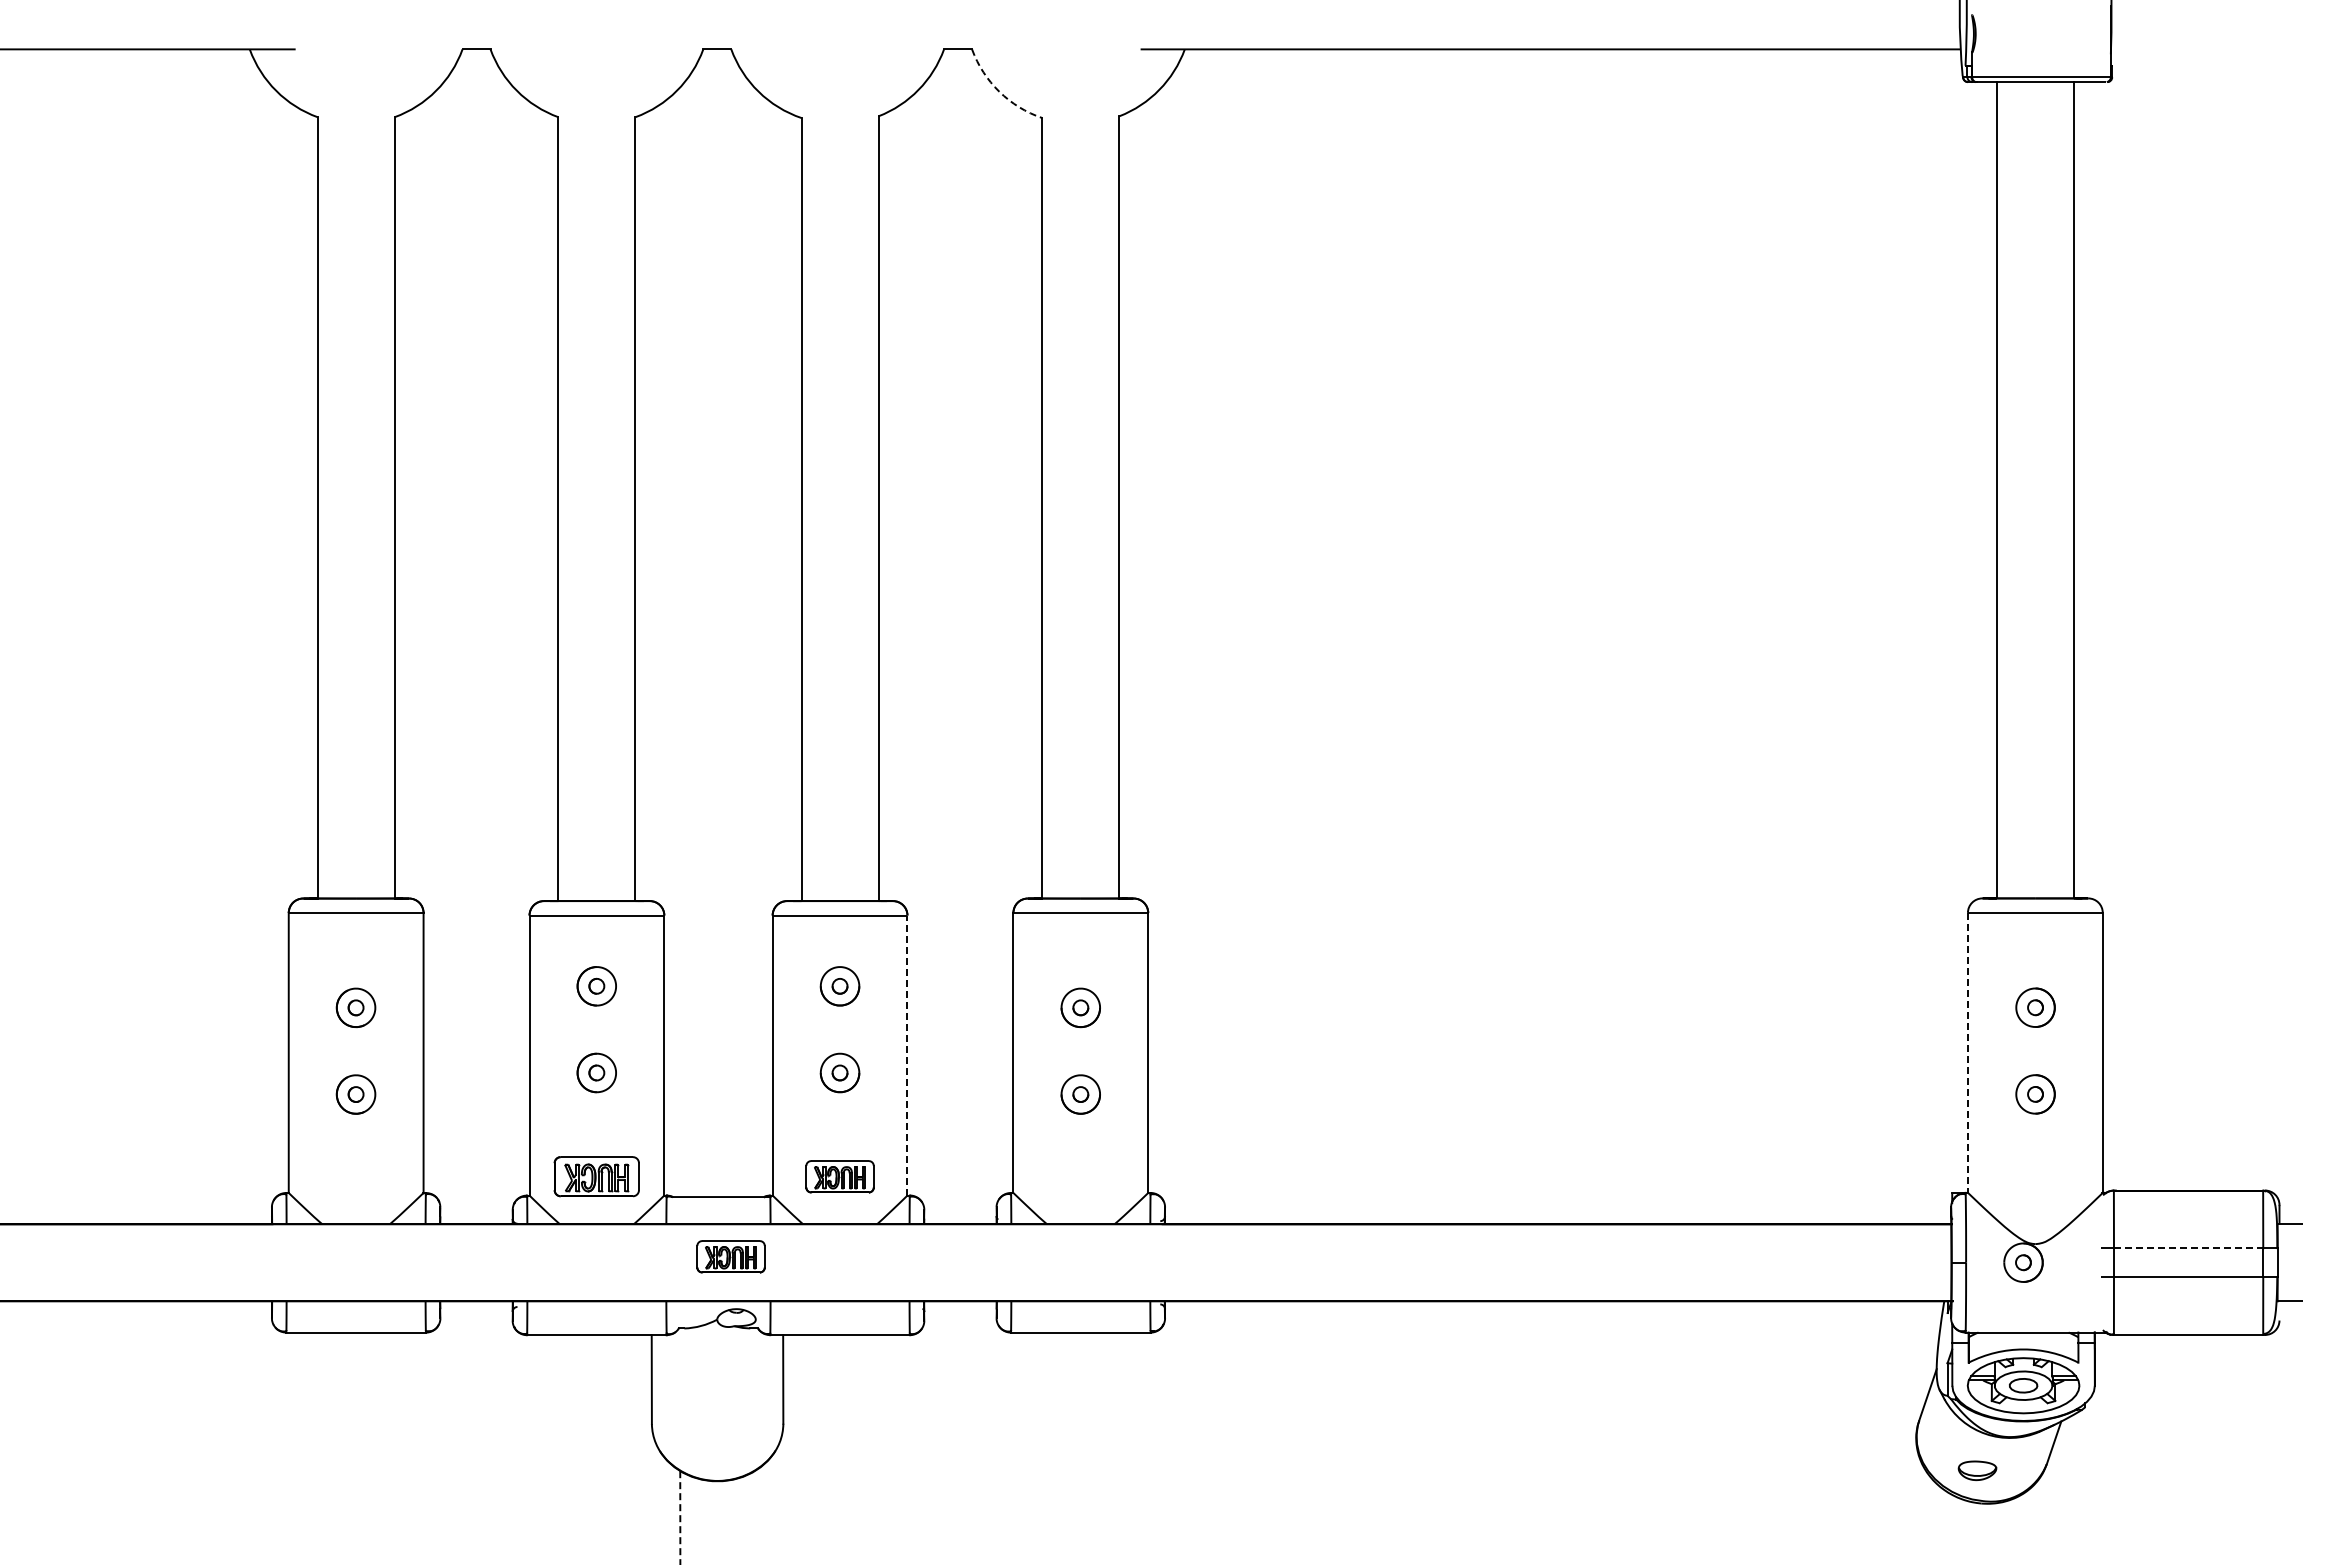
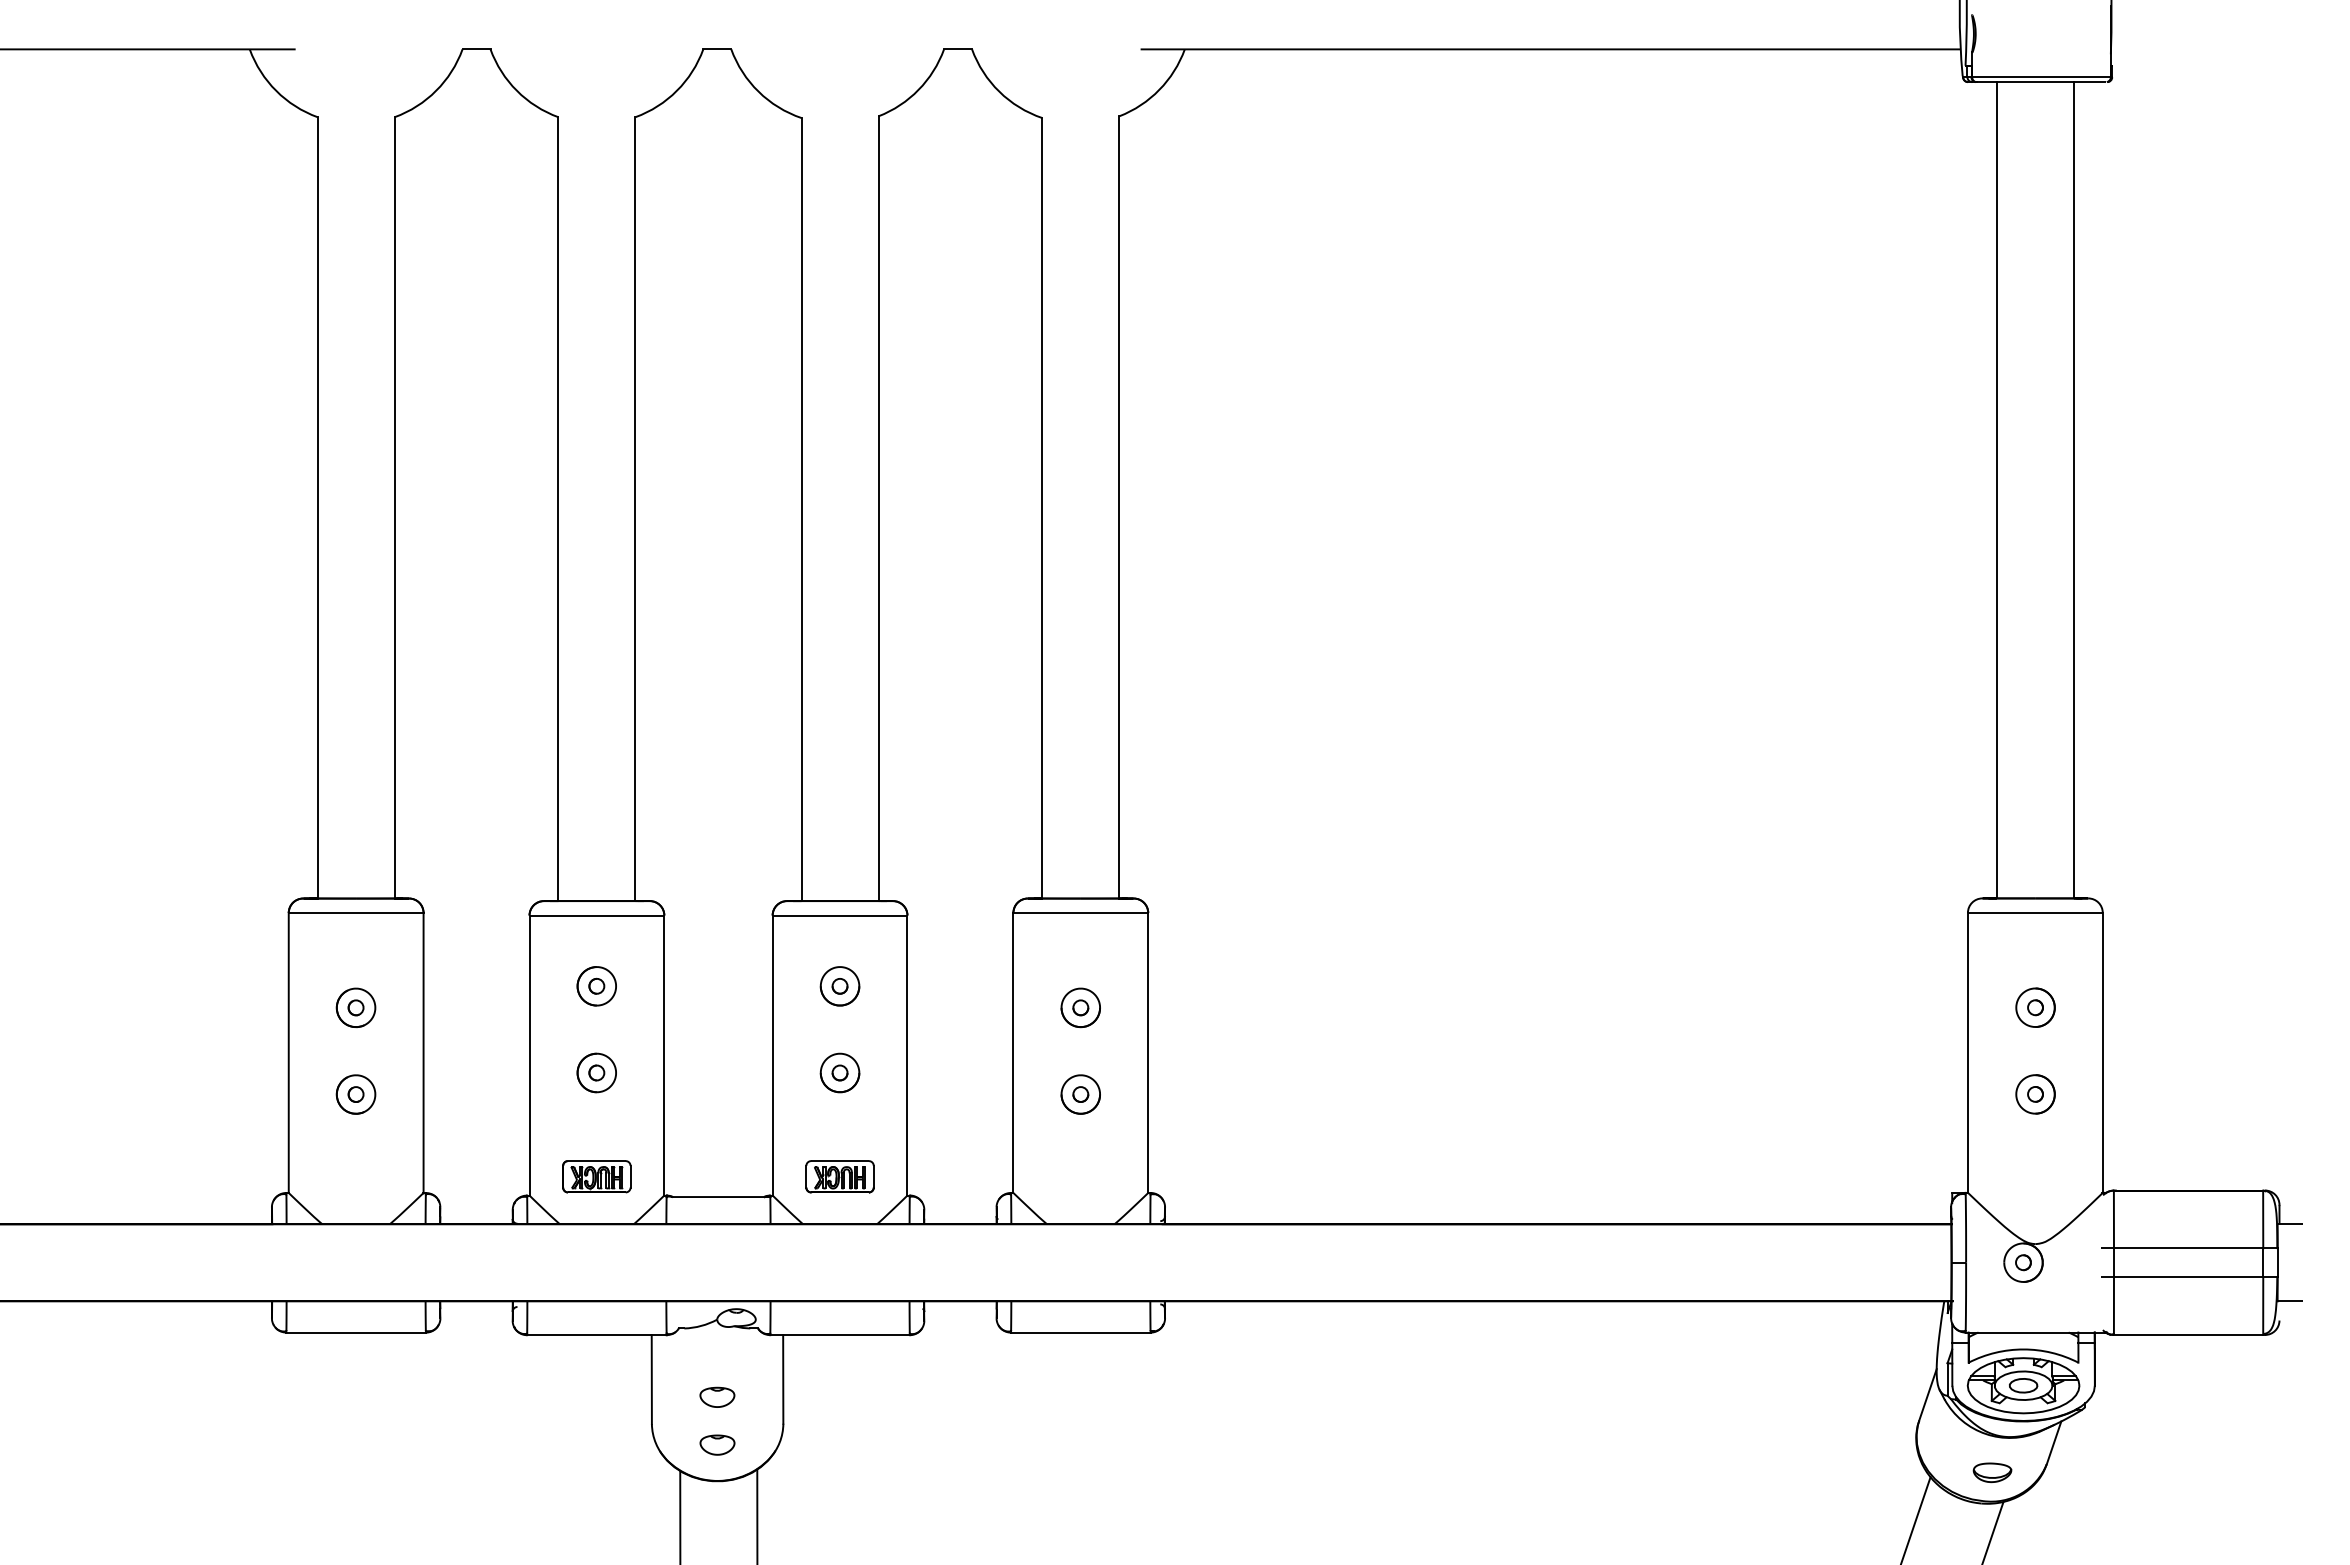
arc: dashed -> solid (999, 91)
line: dashed -> solid (1967, 1052)
line: dashed -> solid (907, 1055)
part size: 87x42 px -> 70x34 px (596, 1176)
line: dashed -> solid (2188, 1248)
part: present -> none (730, 1256)
part: none -> present (717, 1396)
part: none -> present (717, 1444)
part position: (1977, 1470) -> (1992, 1472) (1992, 1472)
line: none -> present (757, 1515)
line: dashed -> solid (680, 1518)
line: none -> present (1915, 1519)
line: none -> present (1993, 1531)
